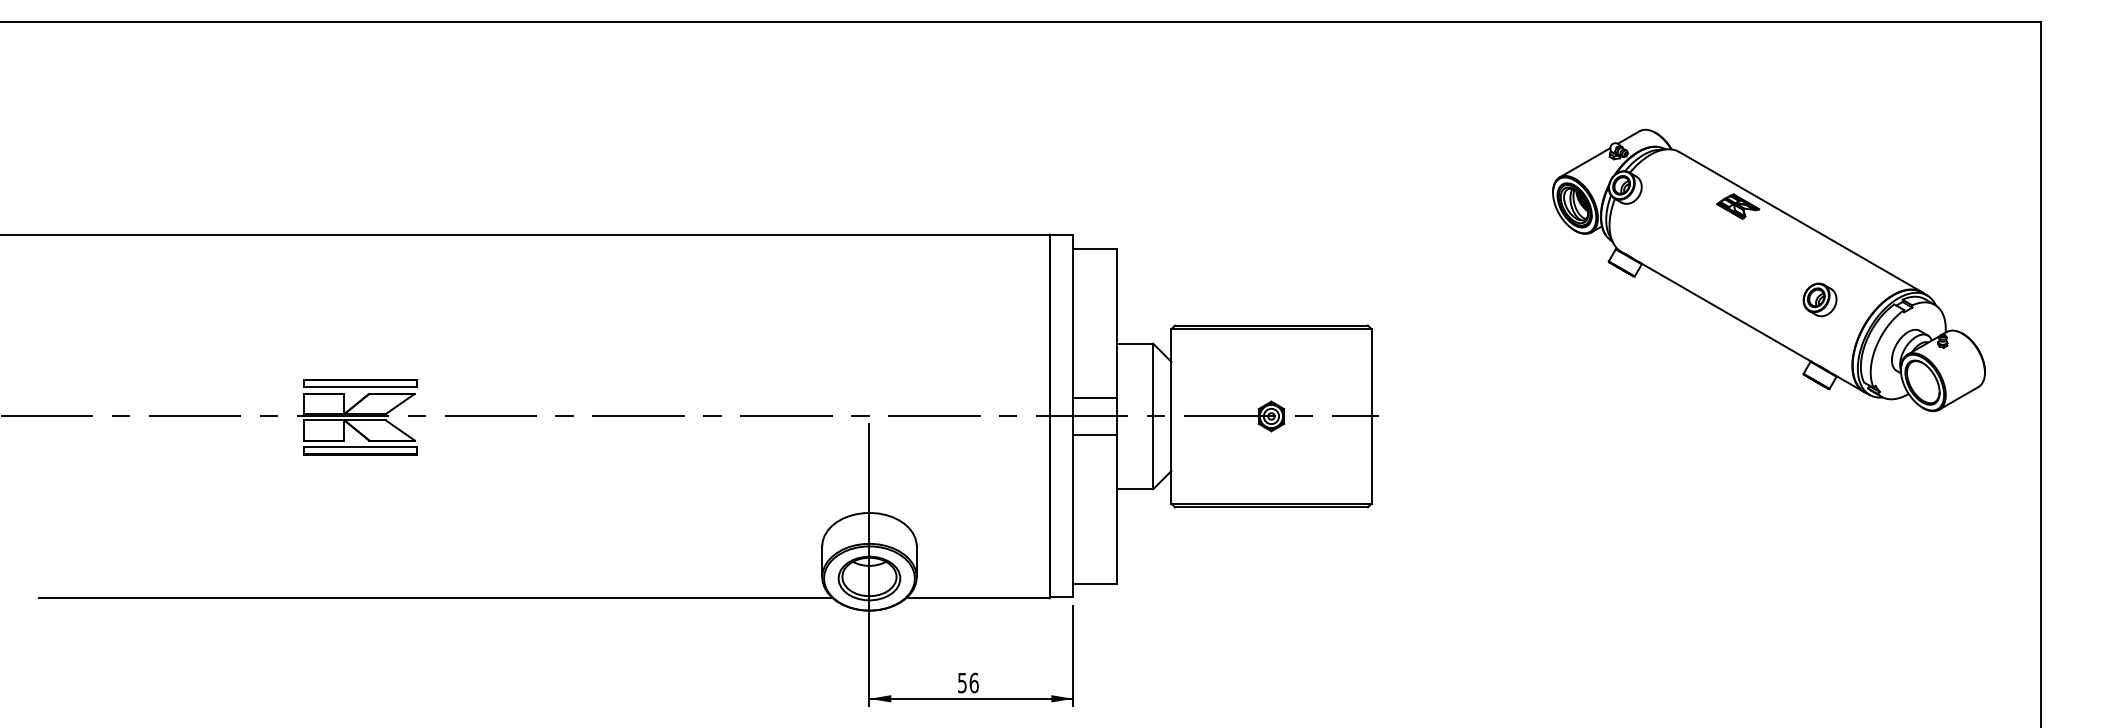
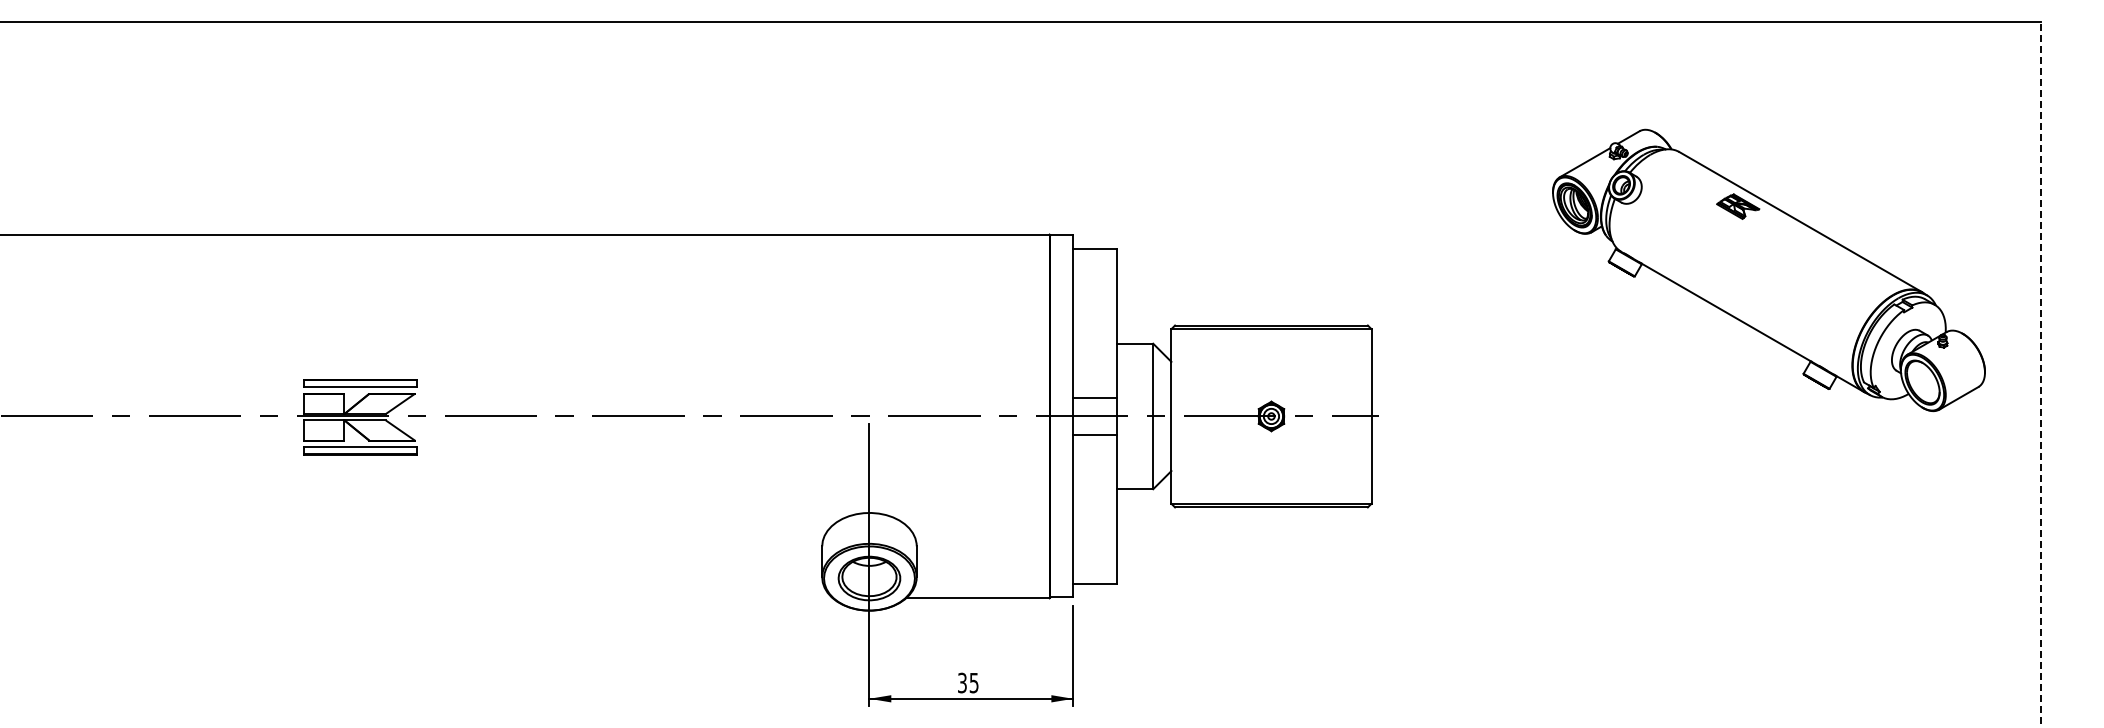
part: present -> none (1819, 299)
line: solid -> dashed (2040, 374)
line: present -> none (435, 598)
text: 56 -> 35 (968, 682)
